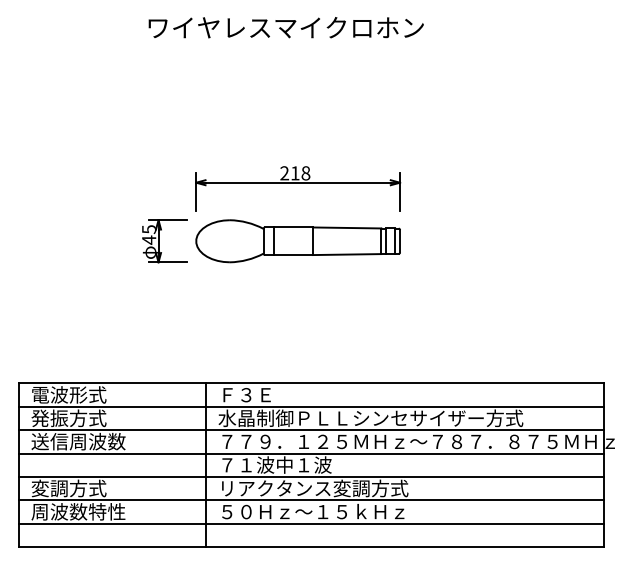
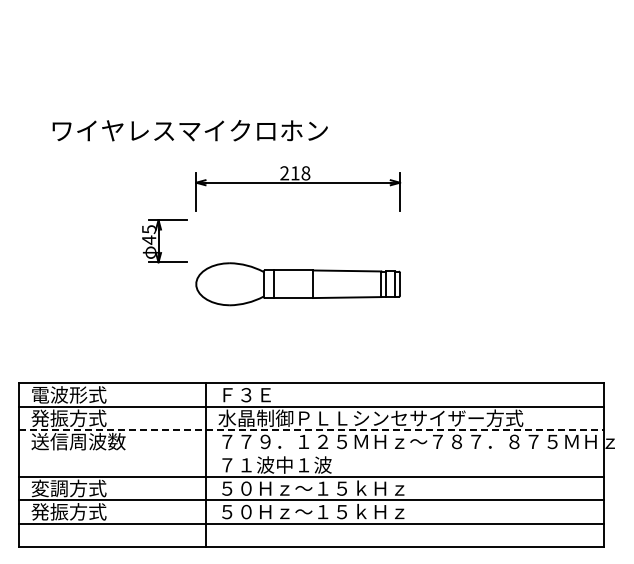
text position: (285, 27) -> (189, 130) (189, 130)
part position: (297, 241) -> (297, 284) (297, 284)
line: solid -> dashed (311, 430)
line: present -> none (311, 453)
text: リアクタンス変調方式 -> ５０Ｈｚ～１５ｋＨｚ (315, 488)
text: 周波数特性 -> 発振方式 (78, 511)
